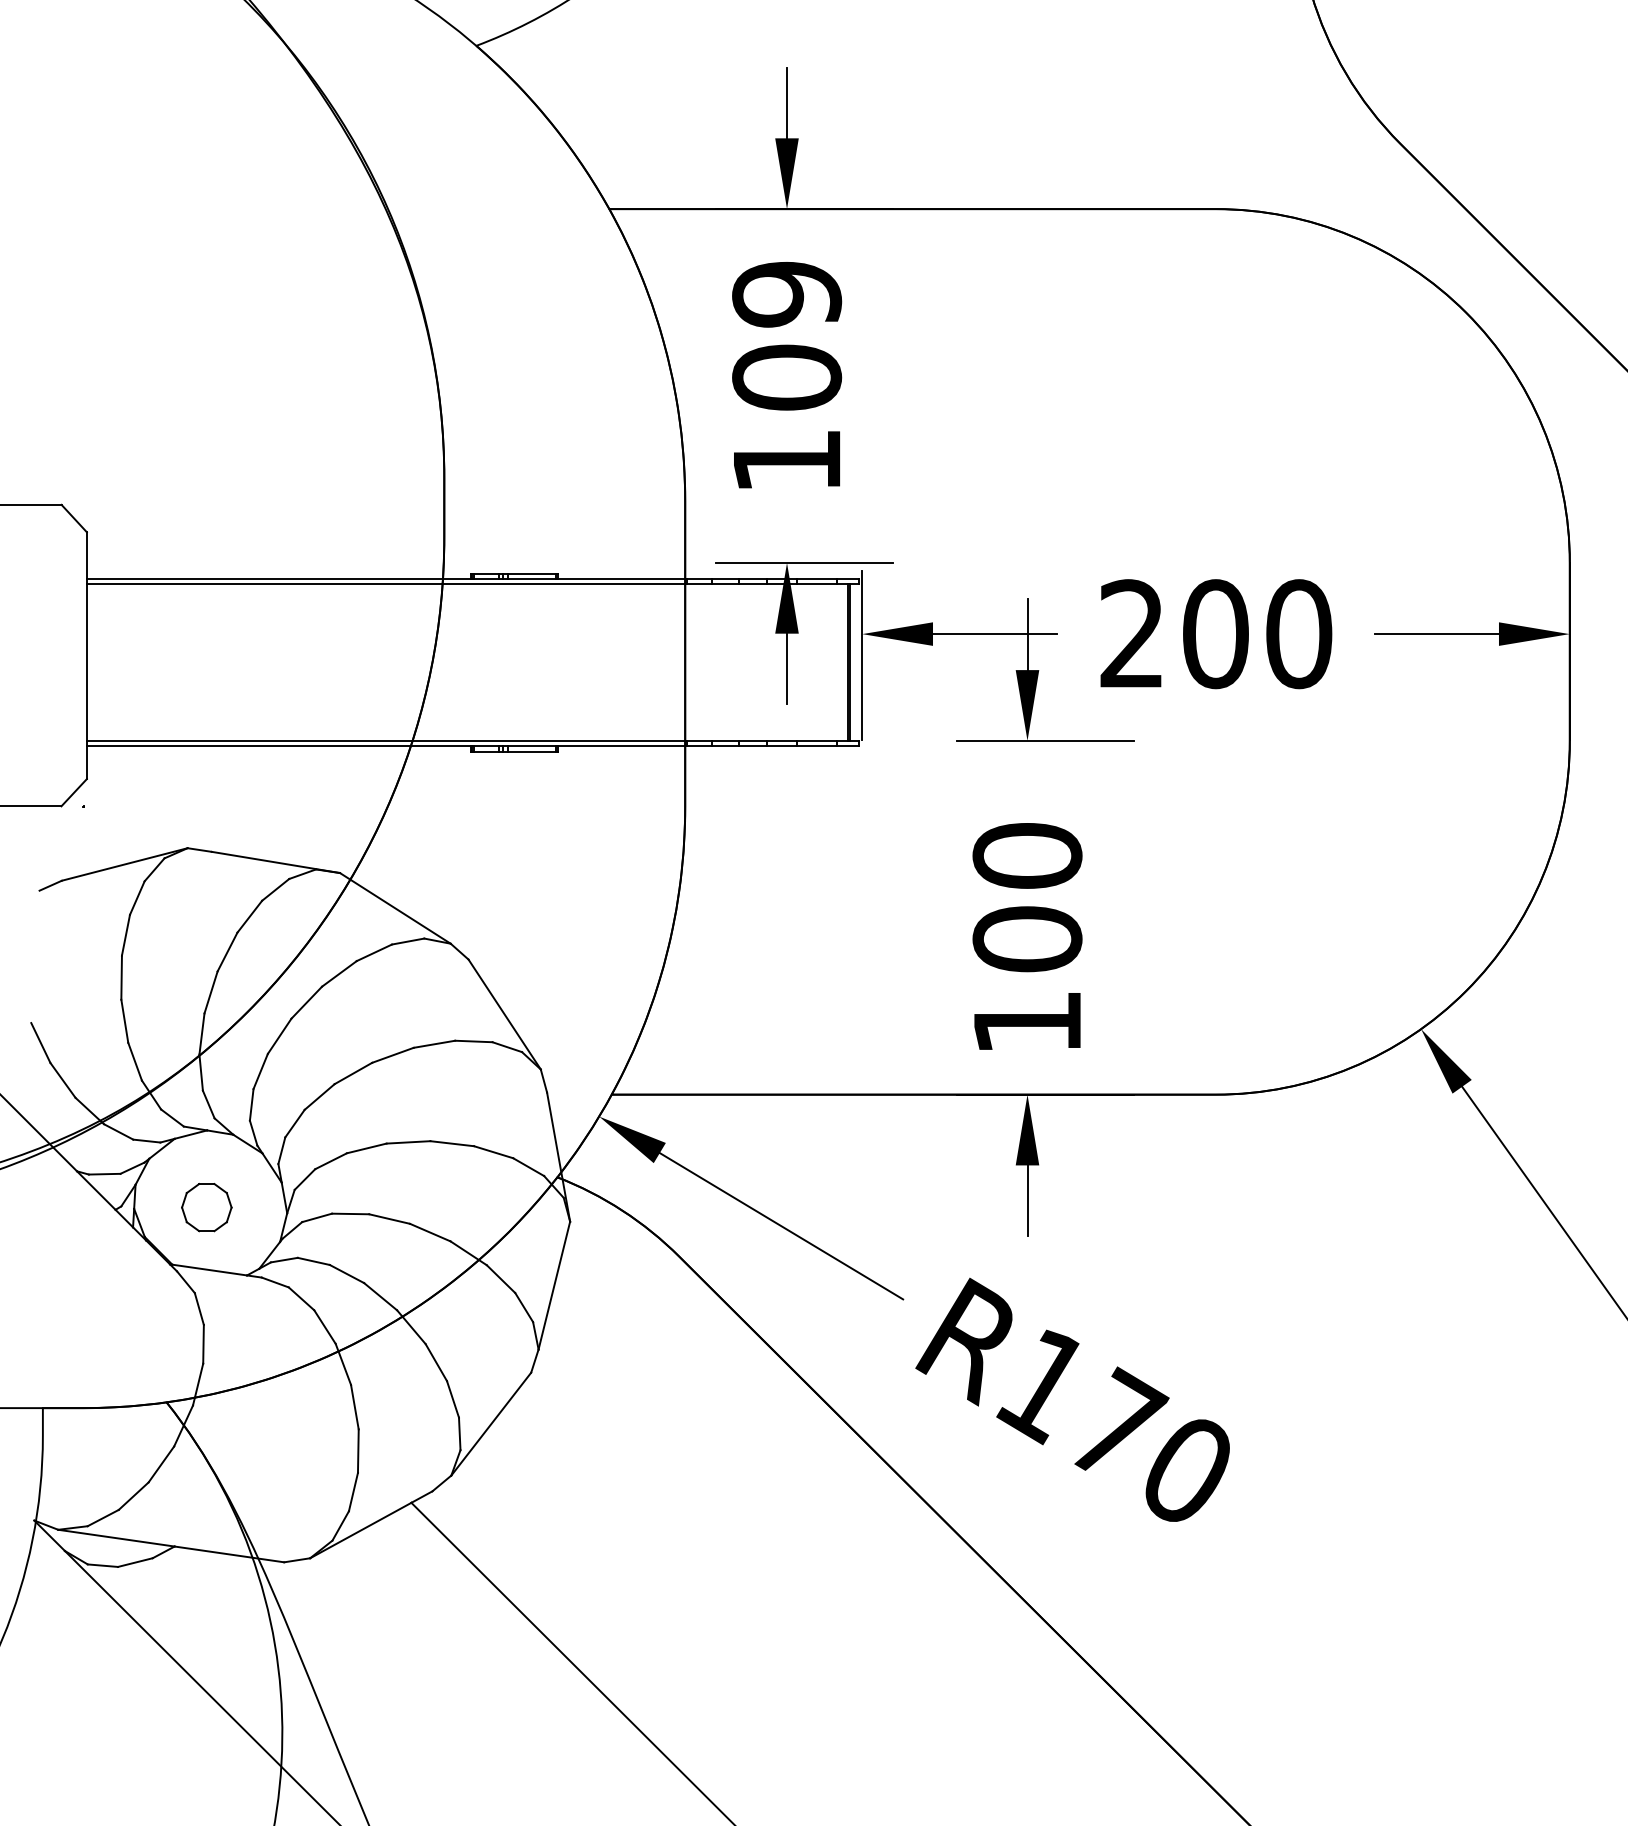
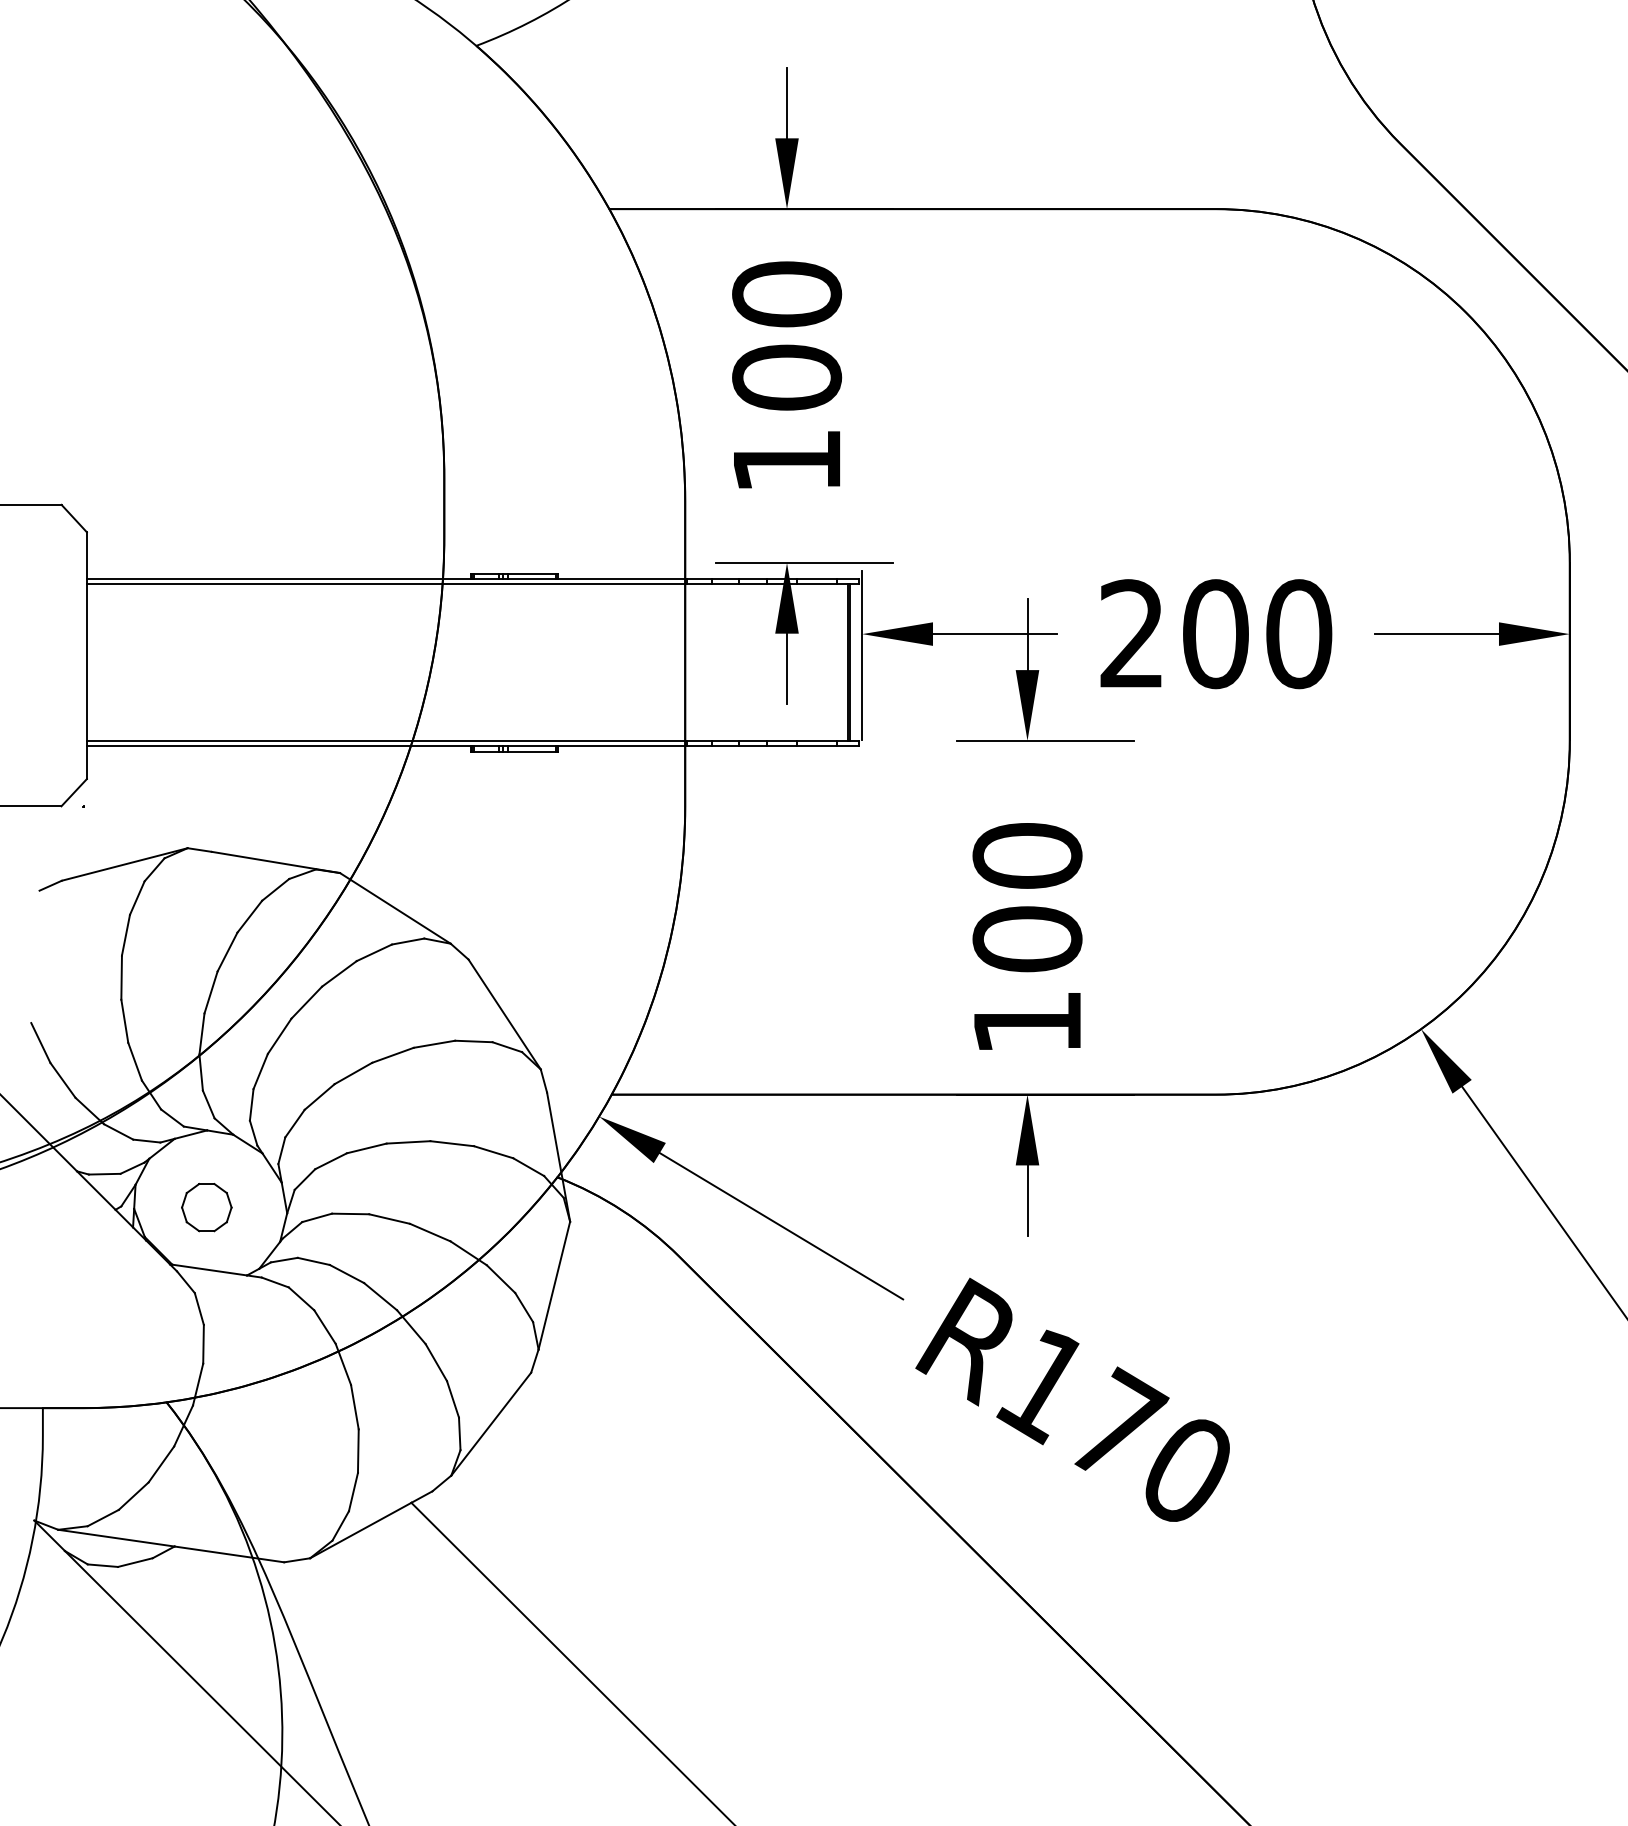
text: 109 -> 100 (787, 294)
